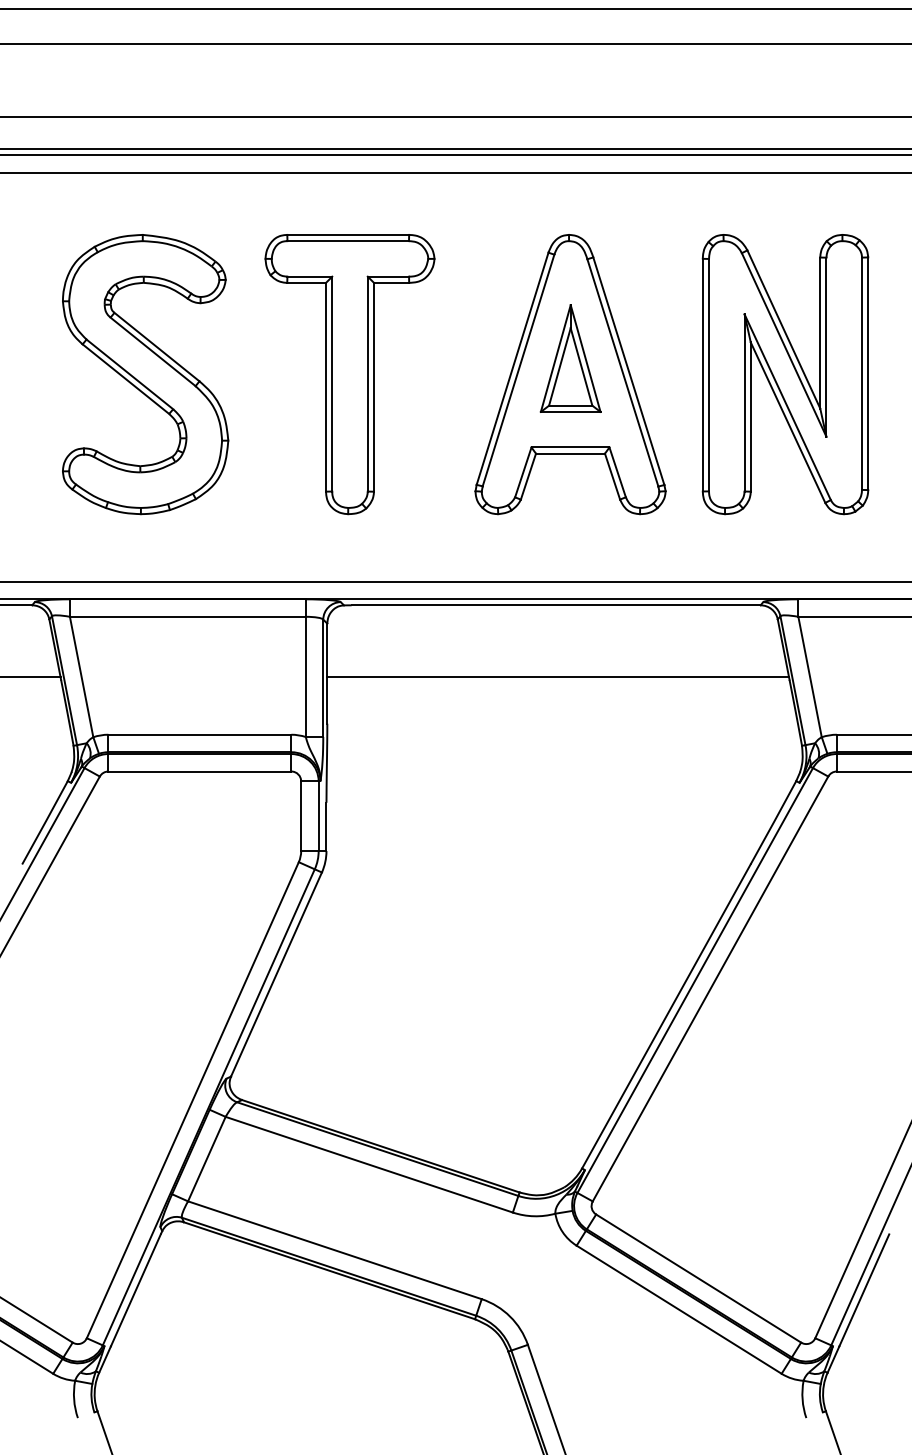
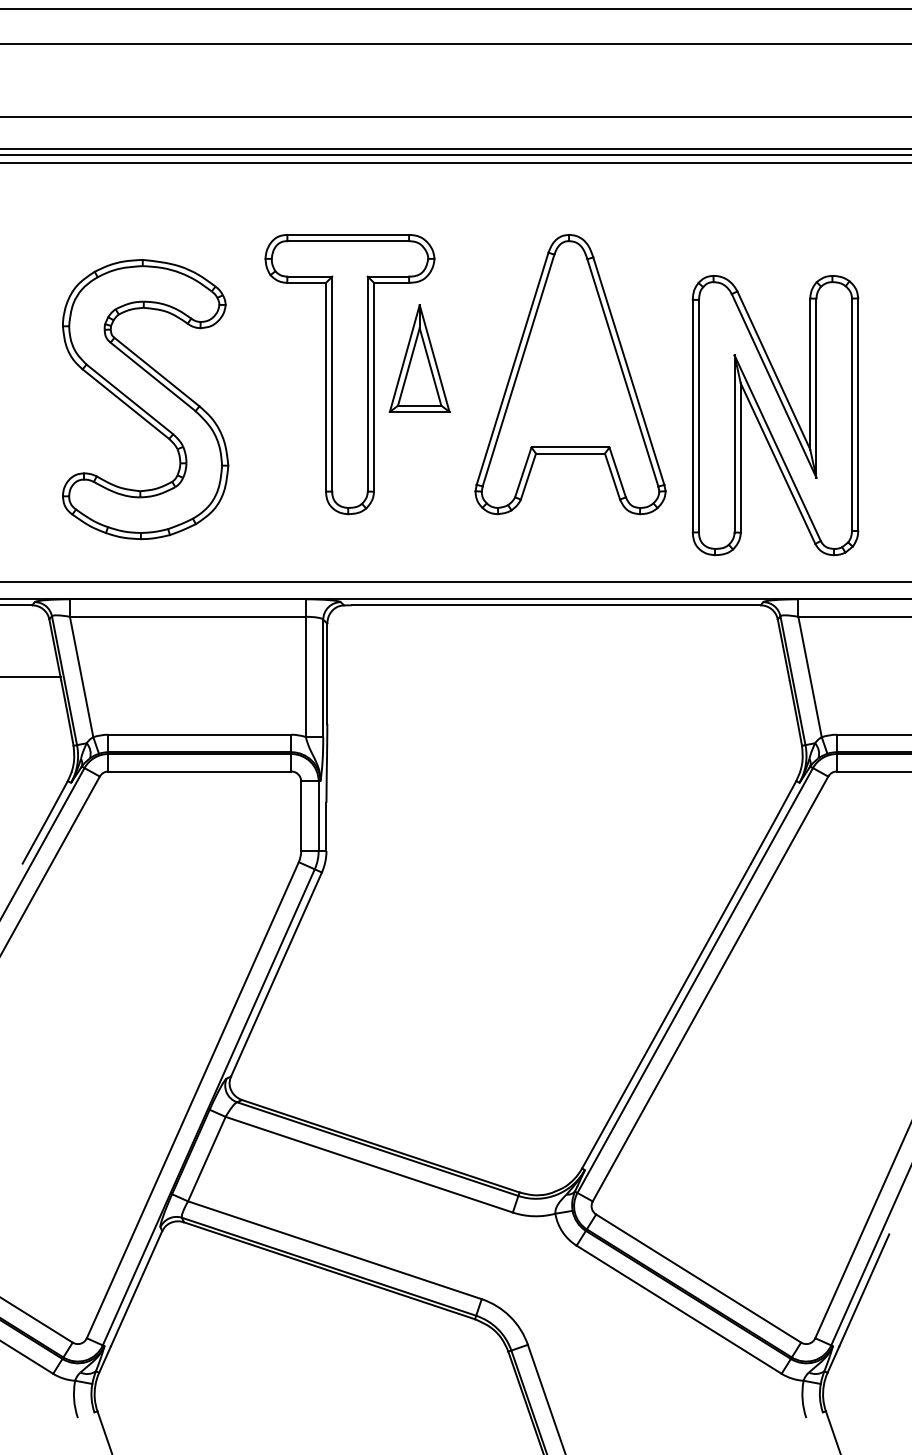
line position: (455, 172) -> (455, 162) (455, 162)
part position: (570, 358) -> (419, 358) (419, 358)
part position: (145, 374) -> (145, 399) (145, 399)
part position: (785, 374) -> (775, 415) (775, 415)
line: present -> none (557, 676)
